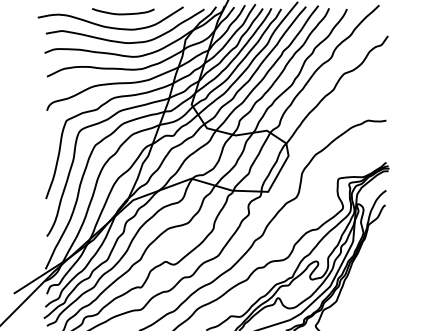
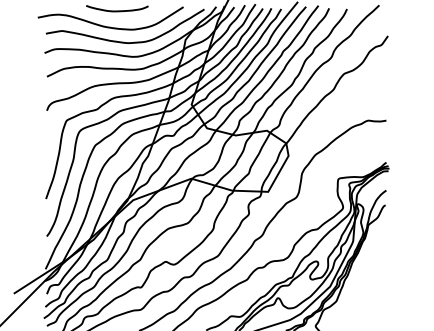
curve position: (123, 13) -> (117, 10) (117, 10)
